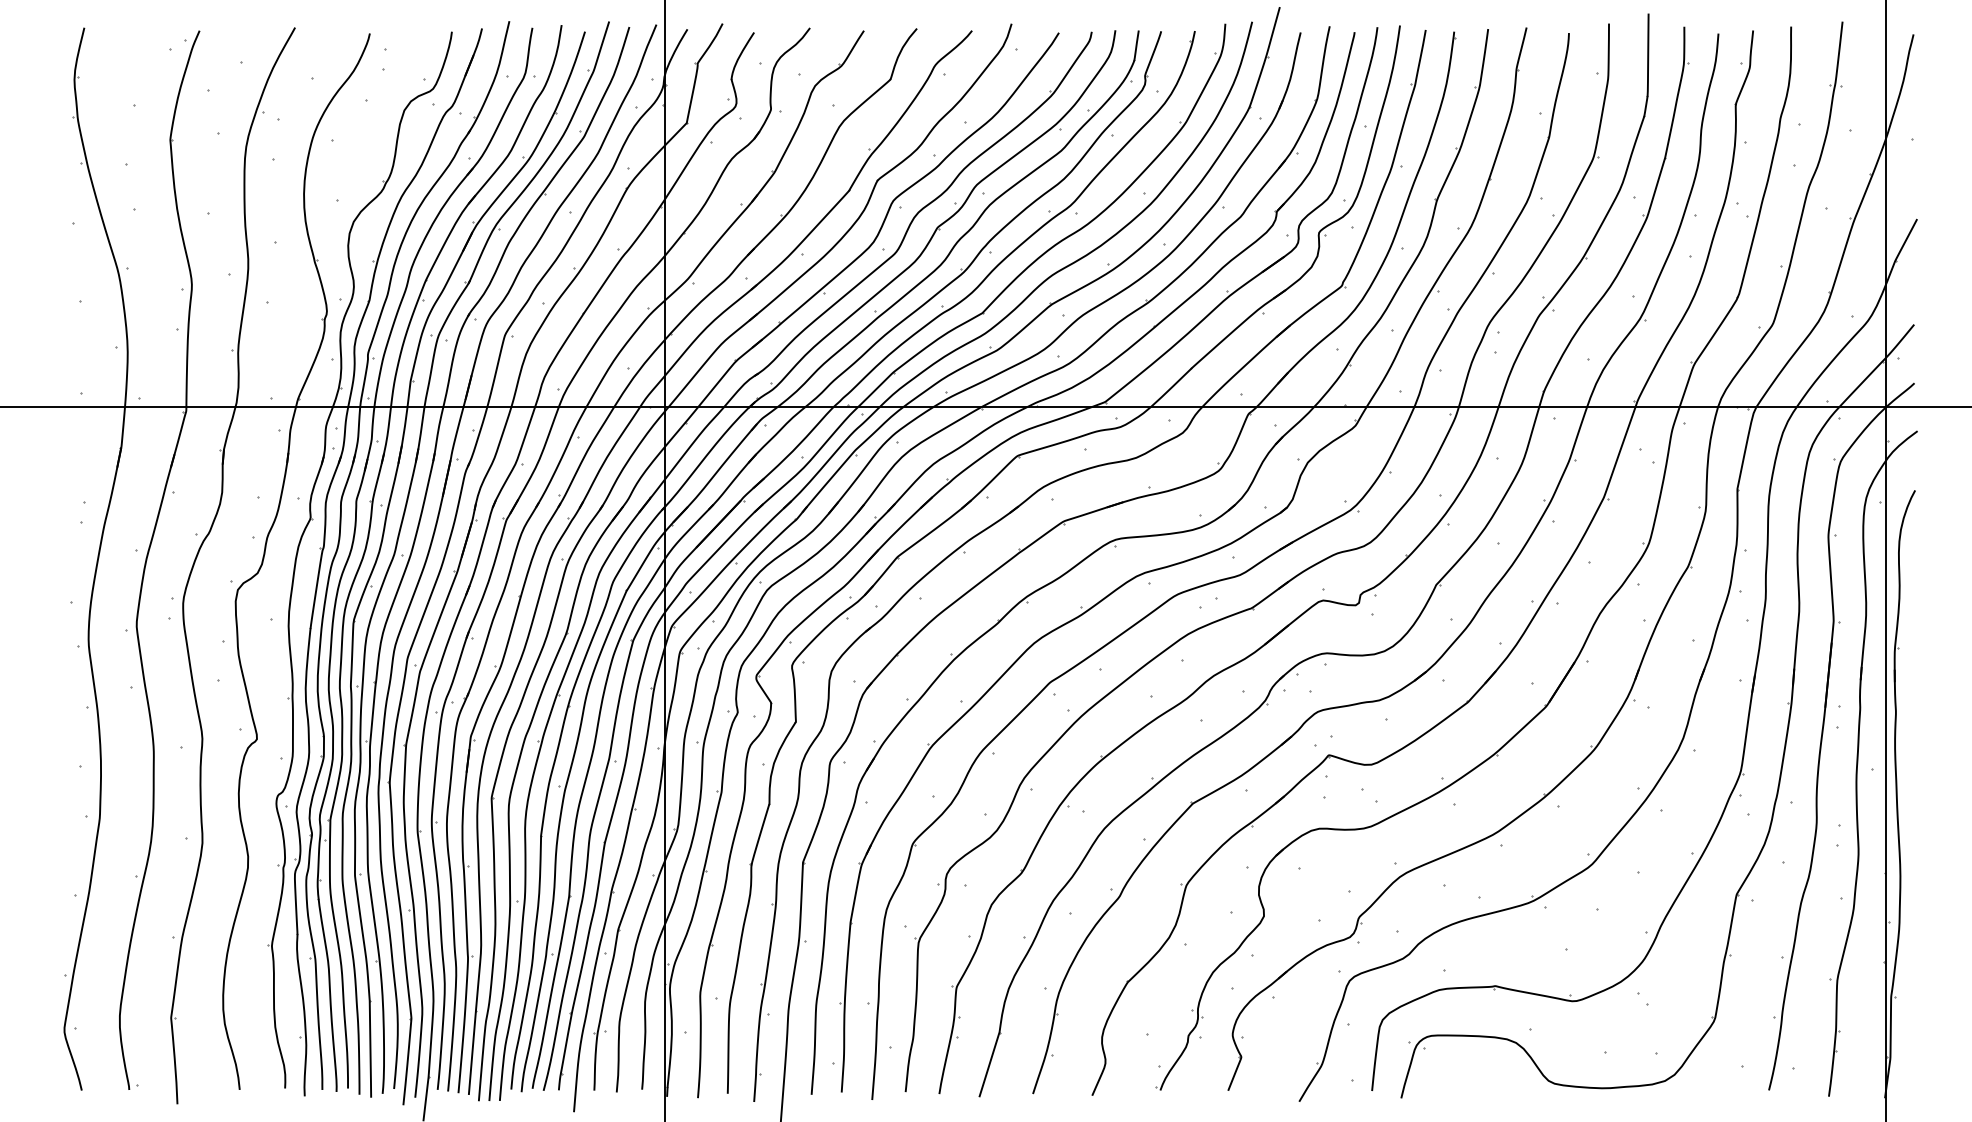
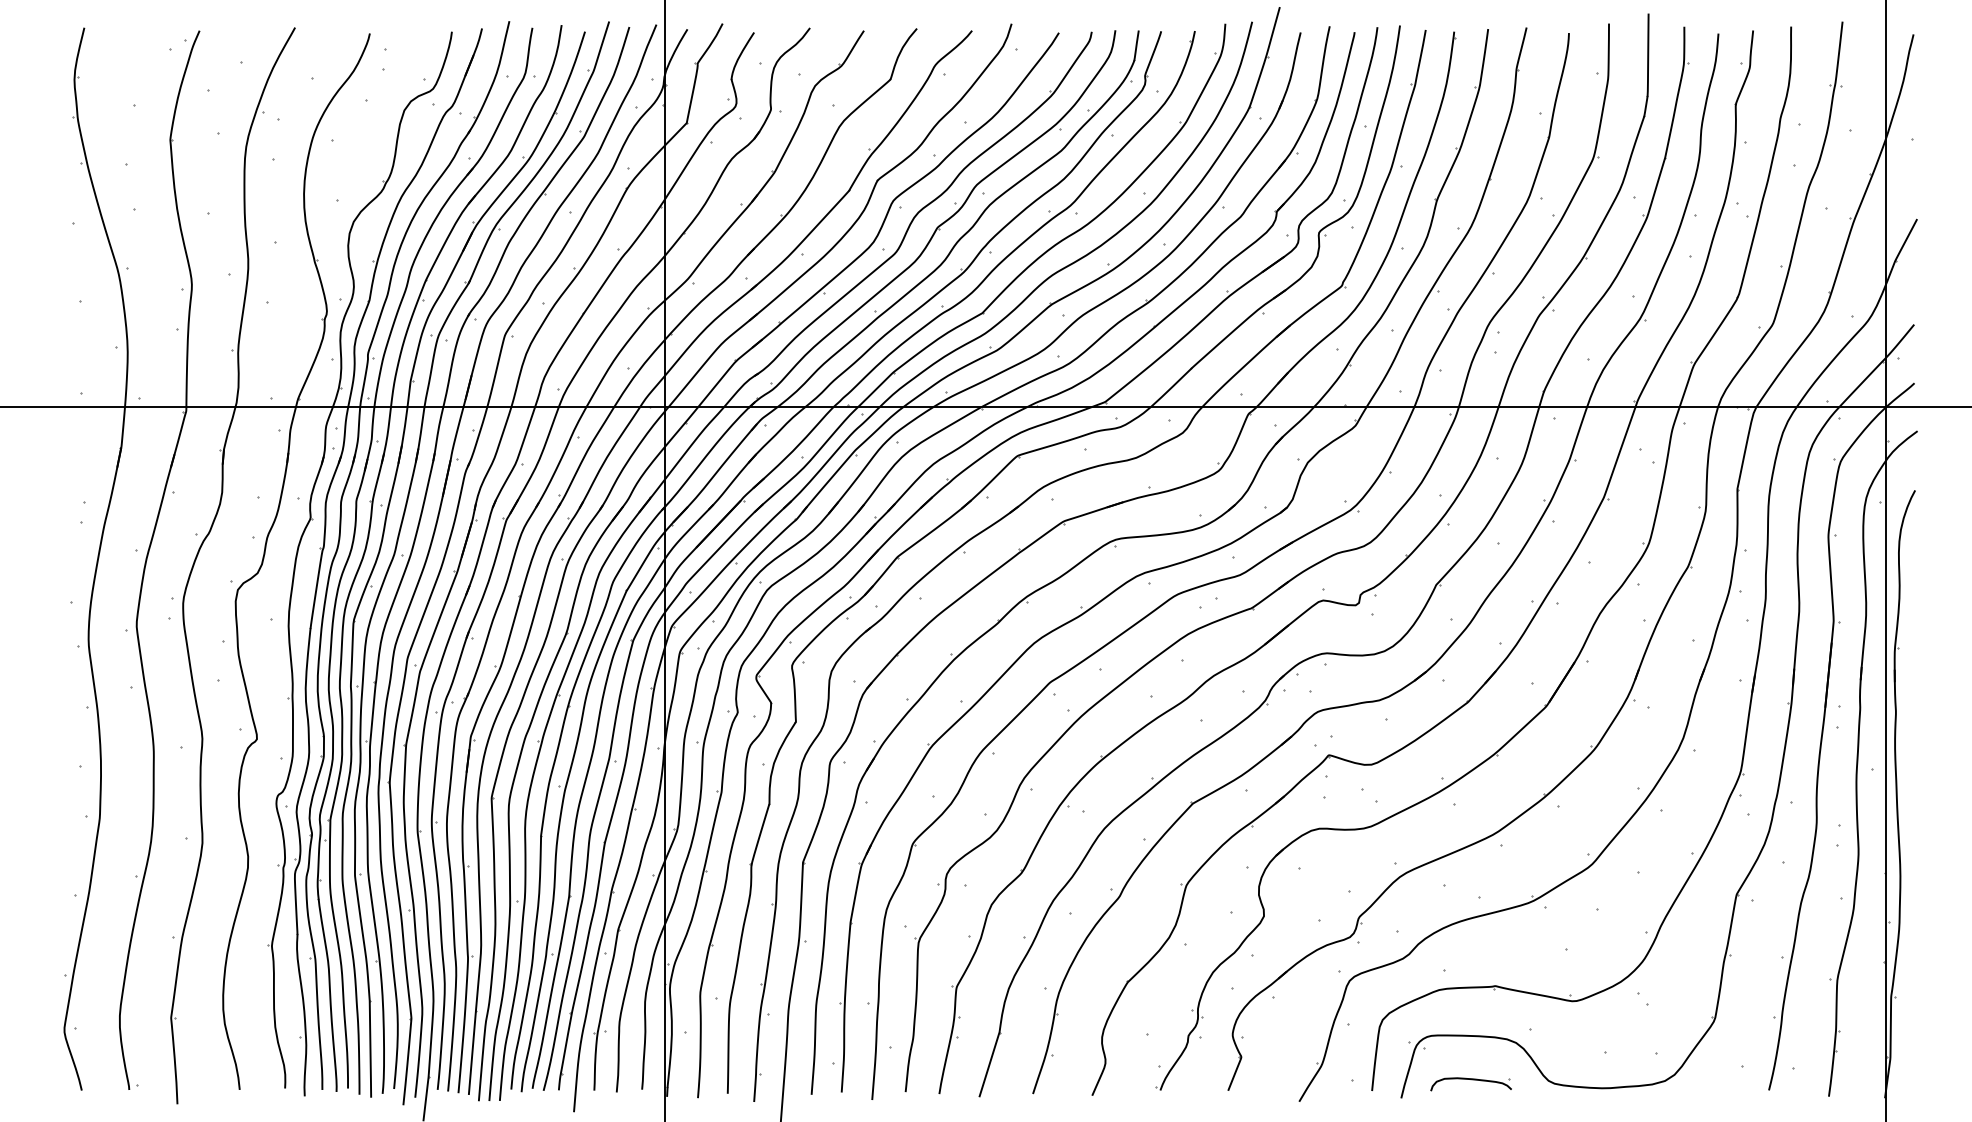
part: none -> present (1470, 1084)
